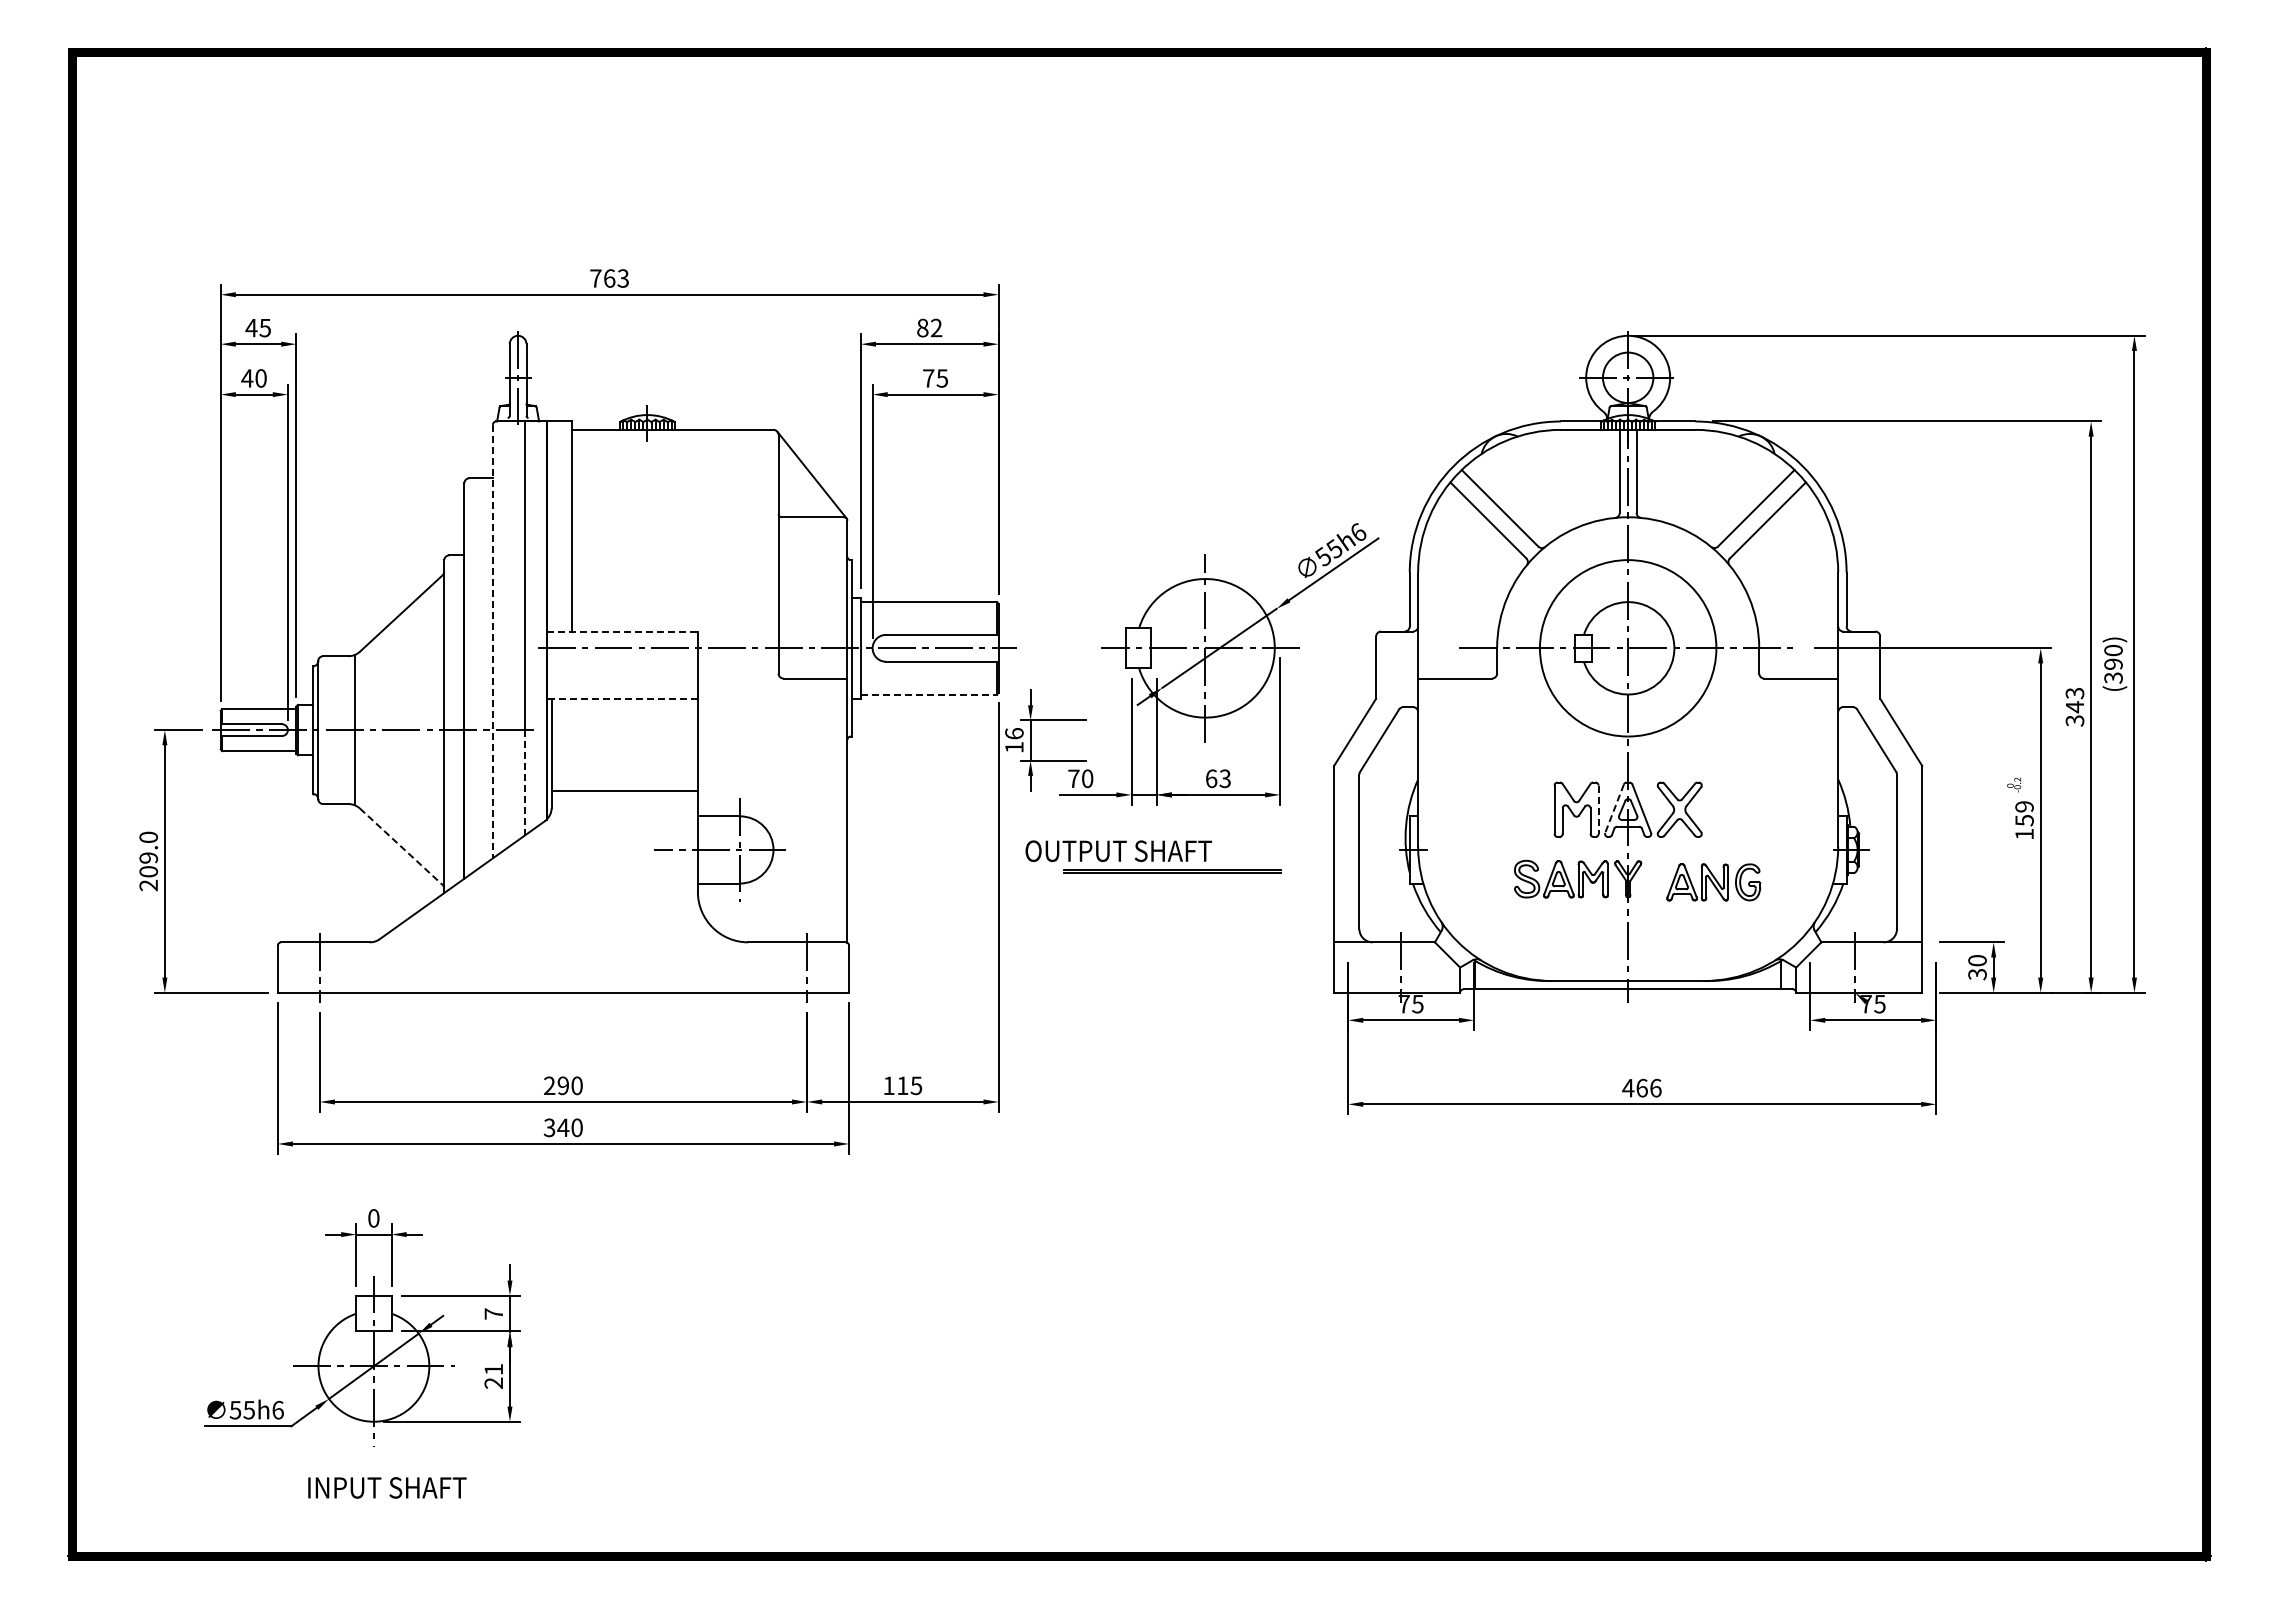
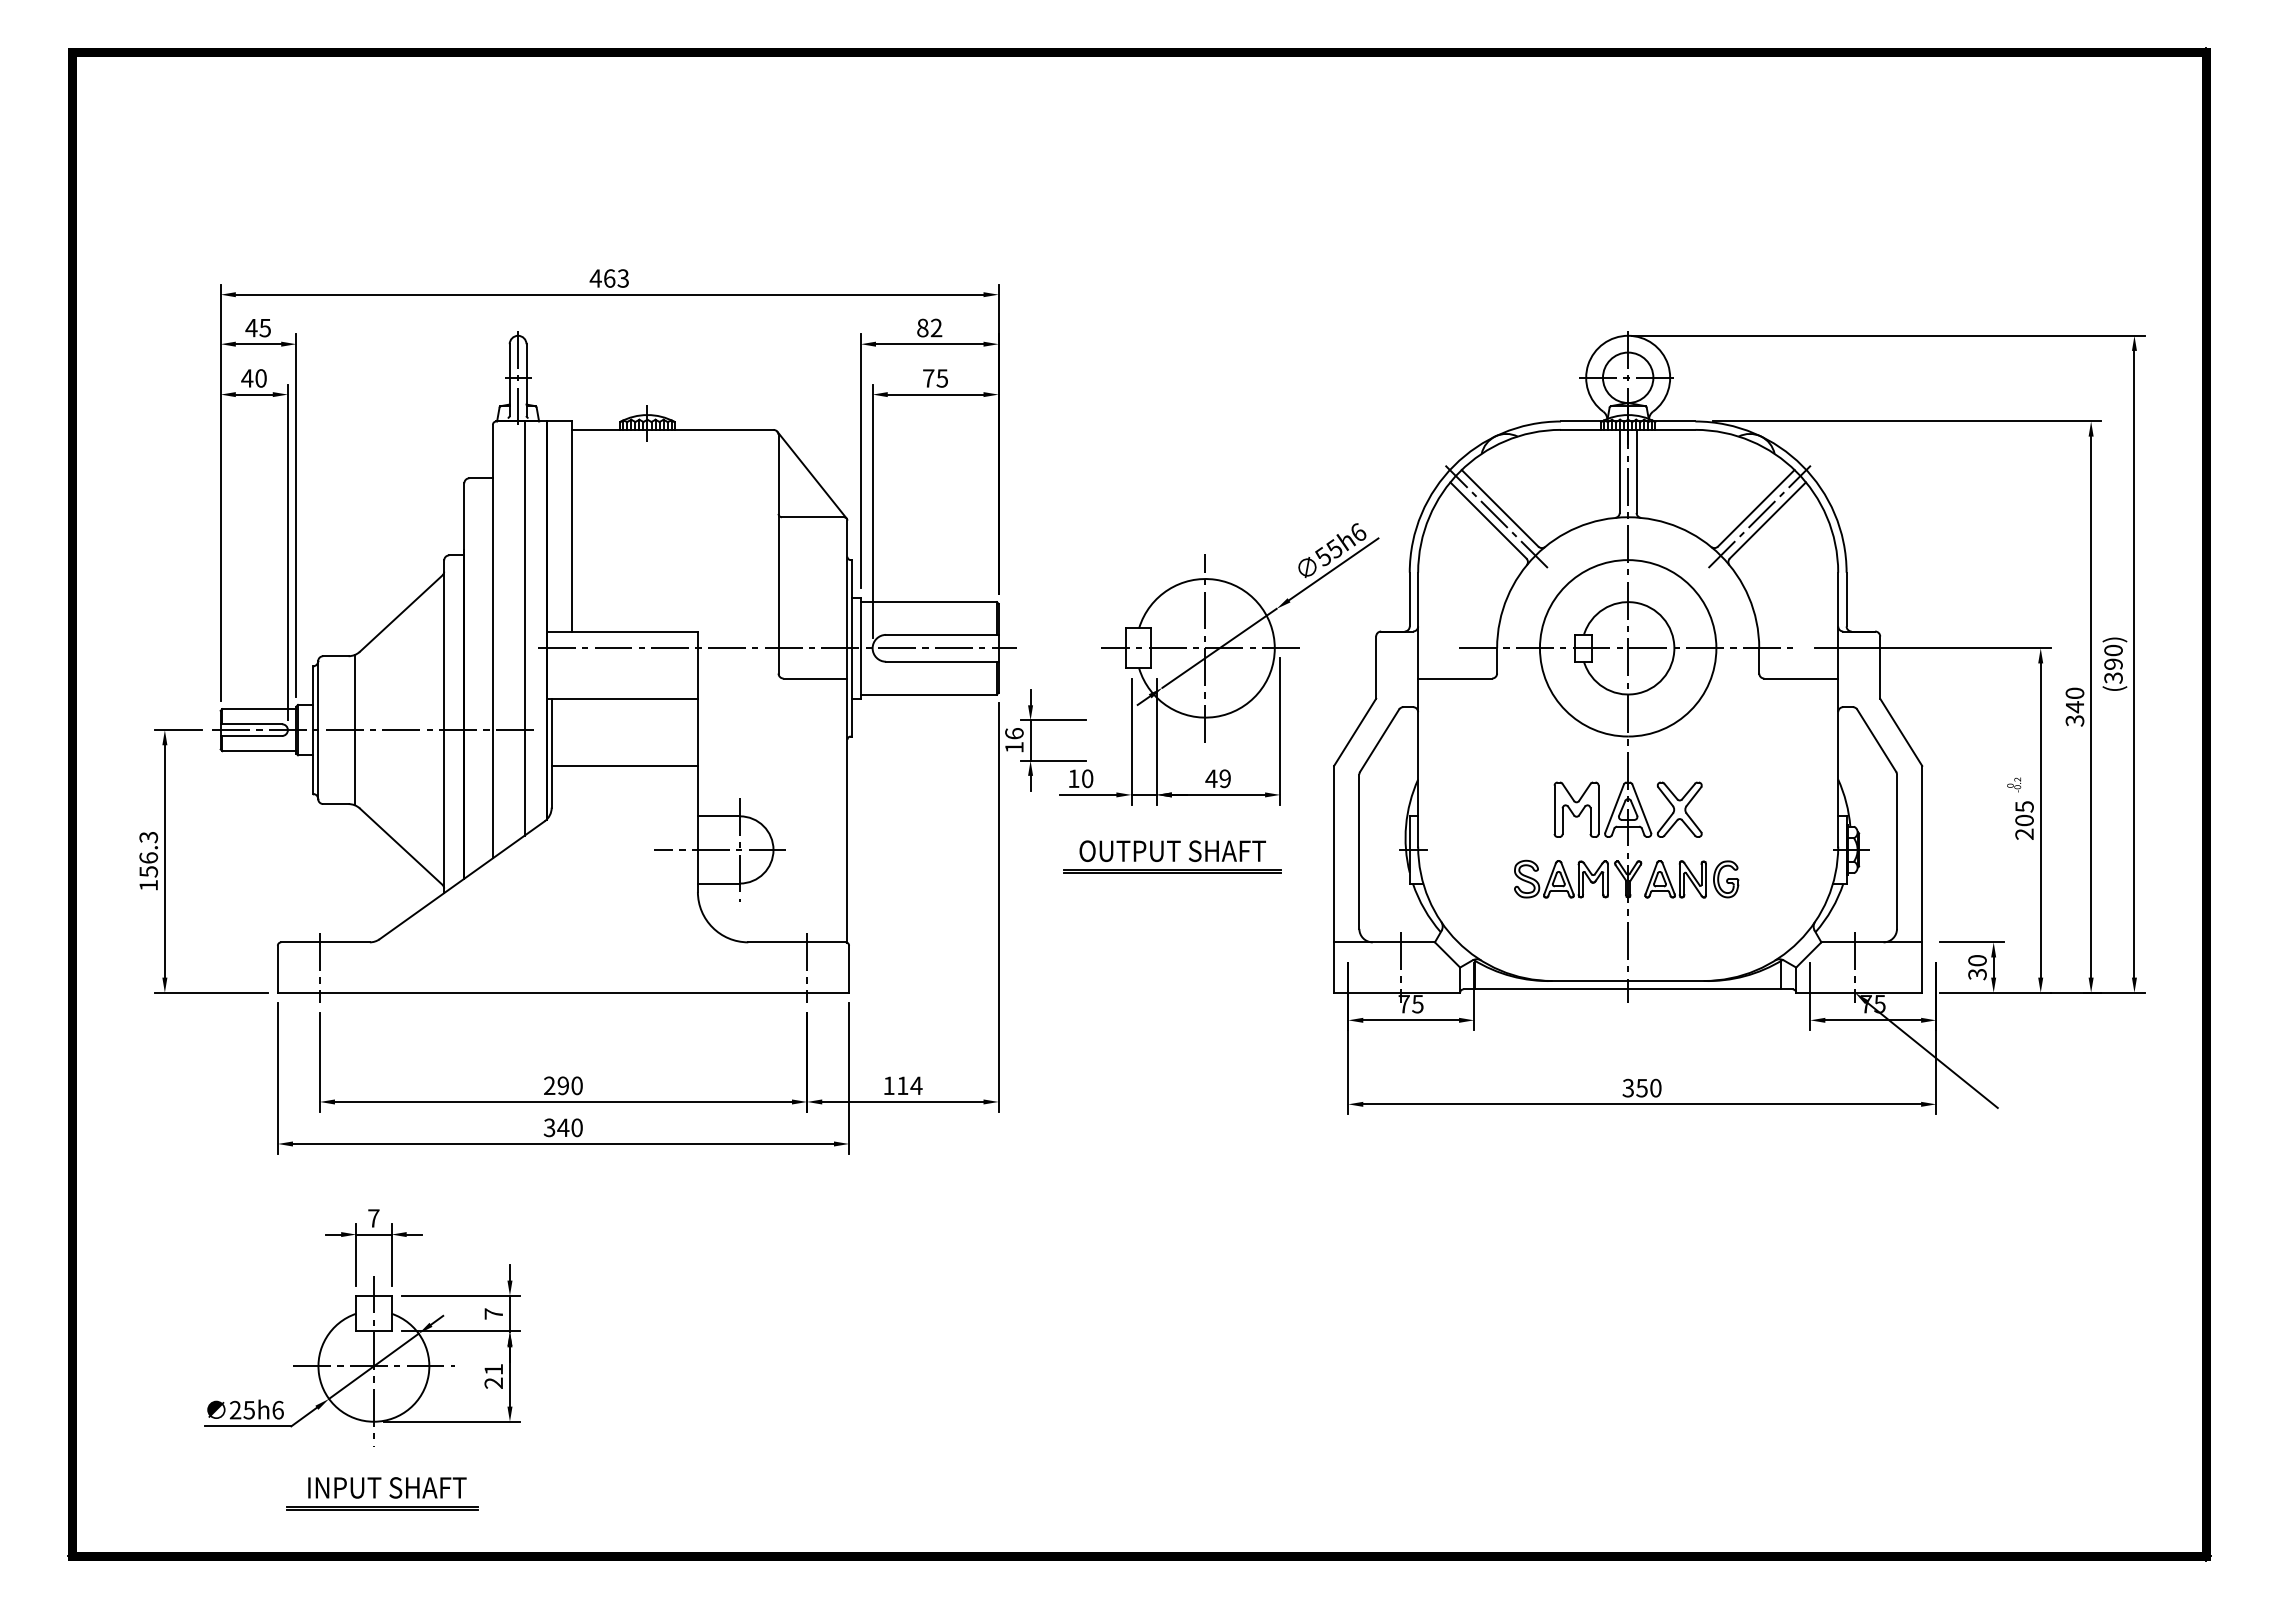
text: 763 -> 463 (595, 278)
line: none -> present (1496, 516)
line: none -> present (1759, 516)
line: dashed -> solid (622, 631)
line: dashed -> solid (492, 641)
text: 343 -> 340 (2074, 693)
line: dashed -> solid (929, 694)
line: dashed -> solid (622, 698)
text: 70 -> 10 (1073, 778)
text: 63 -> 49 (1217, 778)
line: dashed -> solid (524, 782)
line position: (624, 790) -> (624, 765) (624, 765)
line: dashed -> solid (1614, 808)
line: dashed -> solid (1598, 810)
text: 159 -> 205 (2024, 820)
line: dashed -> solid (401, 847)
text position: (1118, 850) -> (1172, 850) (1172, 850)
text: 209.0 -> 156.3 (148, 861)
part position: (1713, 882) -> (1691, 879) (1691, 879)
line: none -> present (1931, 1054)
text: 115 -> 114 (916, 1085)
text: 466 -> 350 (1641, 1087)
text: 0 -> 7 (373, 1218)
text: 55h6 -> 25h6 (235, 1409)
line: none -> present (382, 1507)
